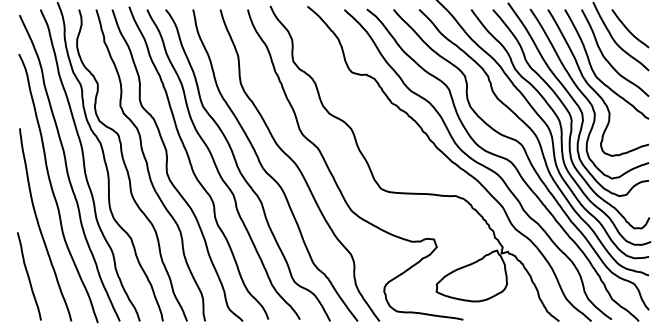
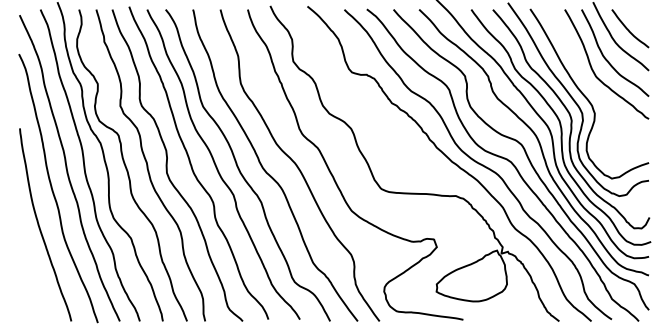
curve: present -> none (592, 87)
curve: present -> none (29, 276)
